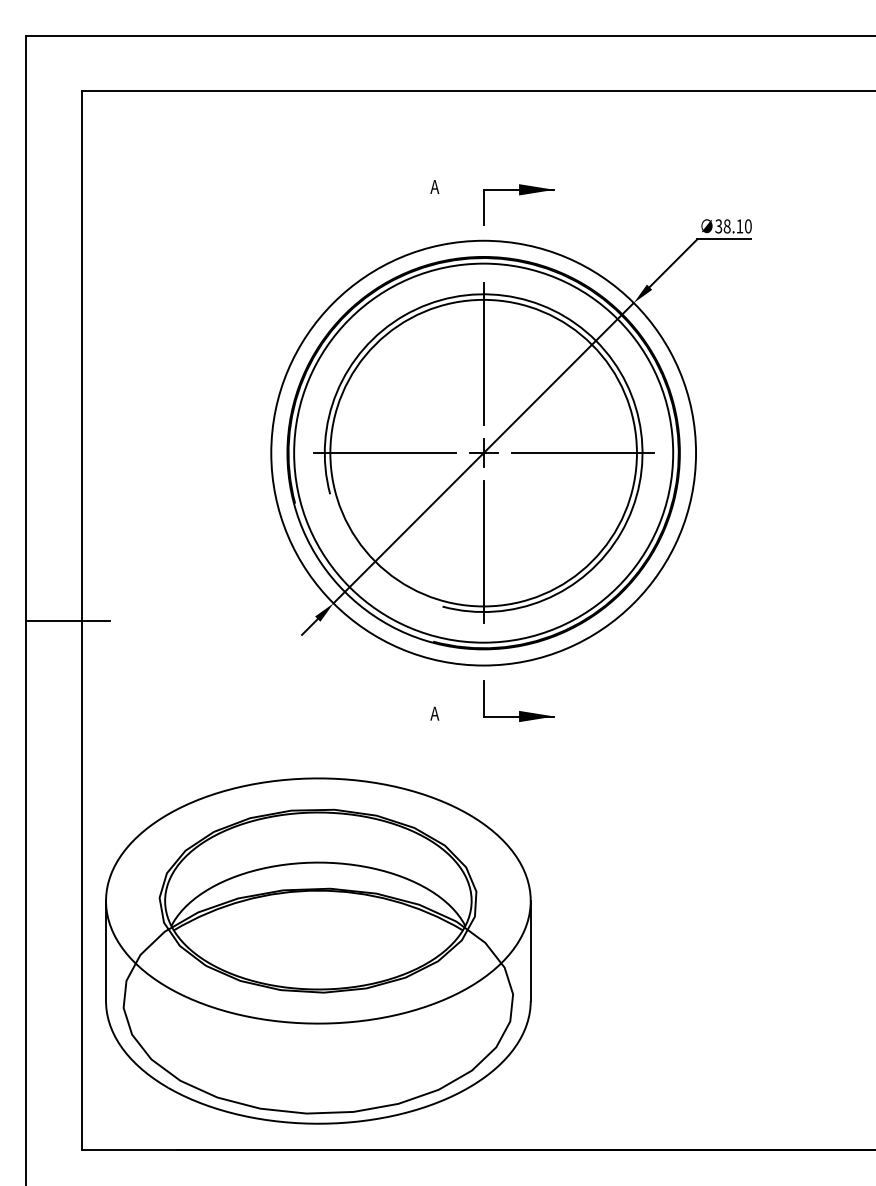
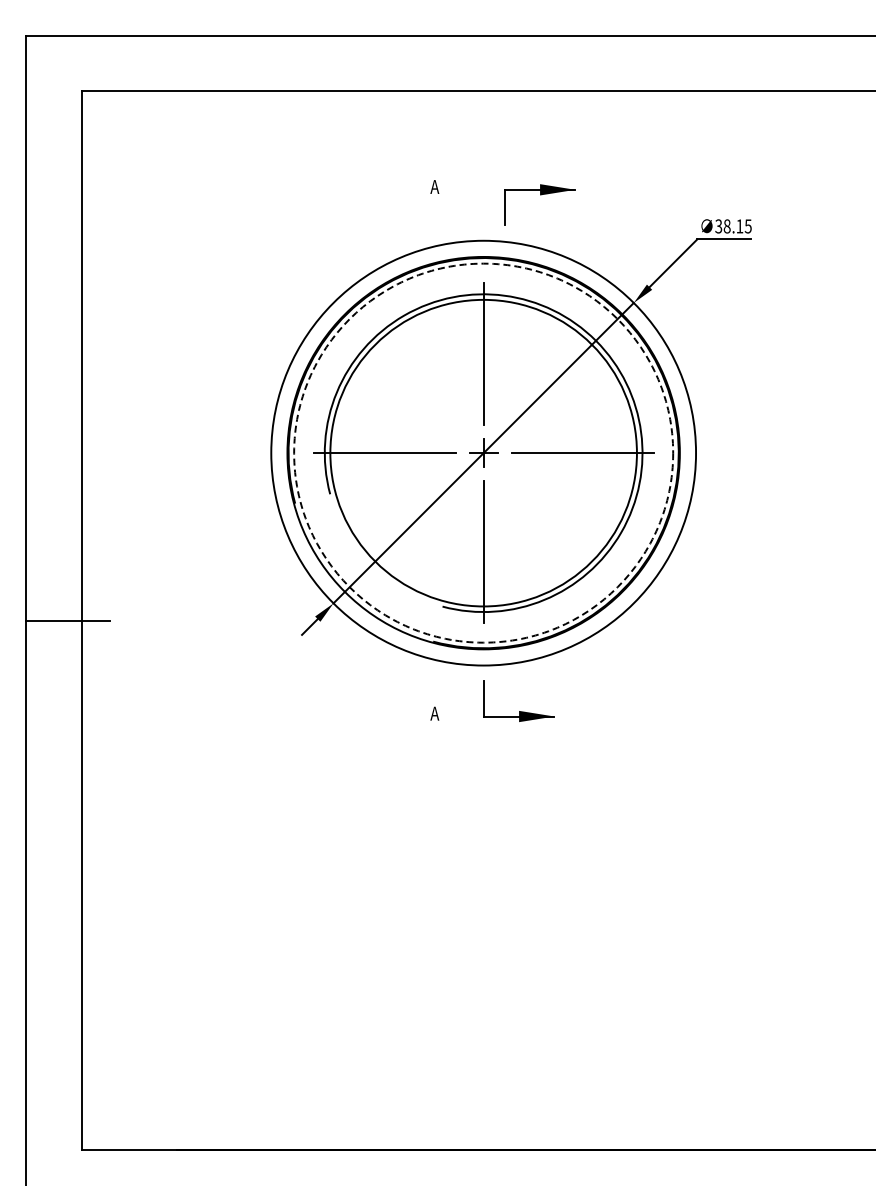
part position: (519, 195) -> (540, 195) (540, 195)
text: 38.10 -> 38.15 (747, 226)
circle: solid -> dashed (483, 452)
part: present -> none (318, 950)
